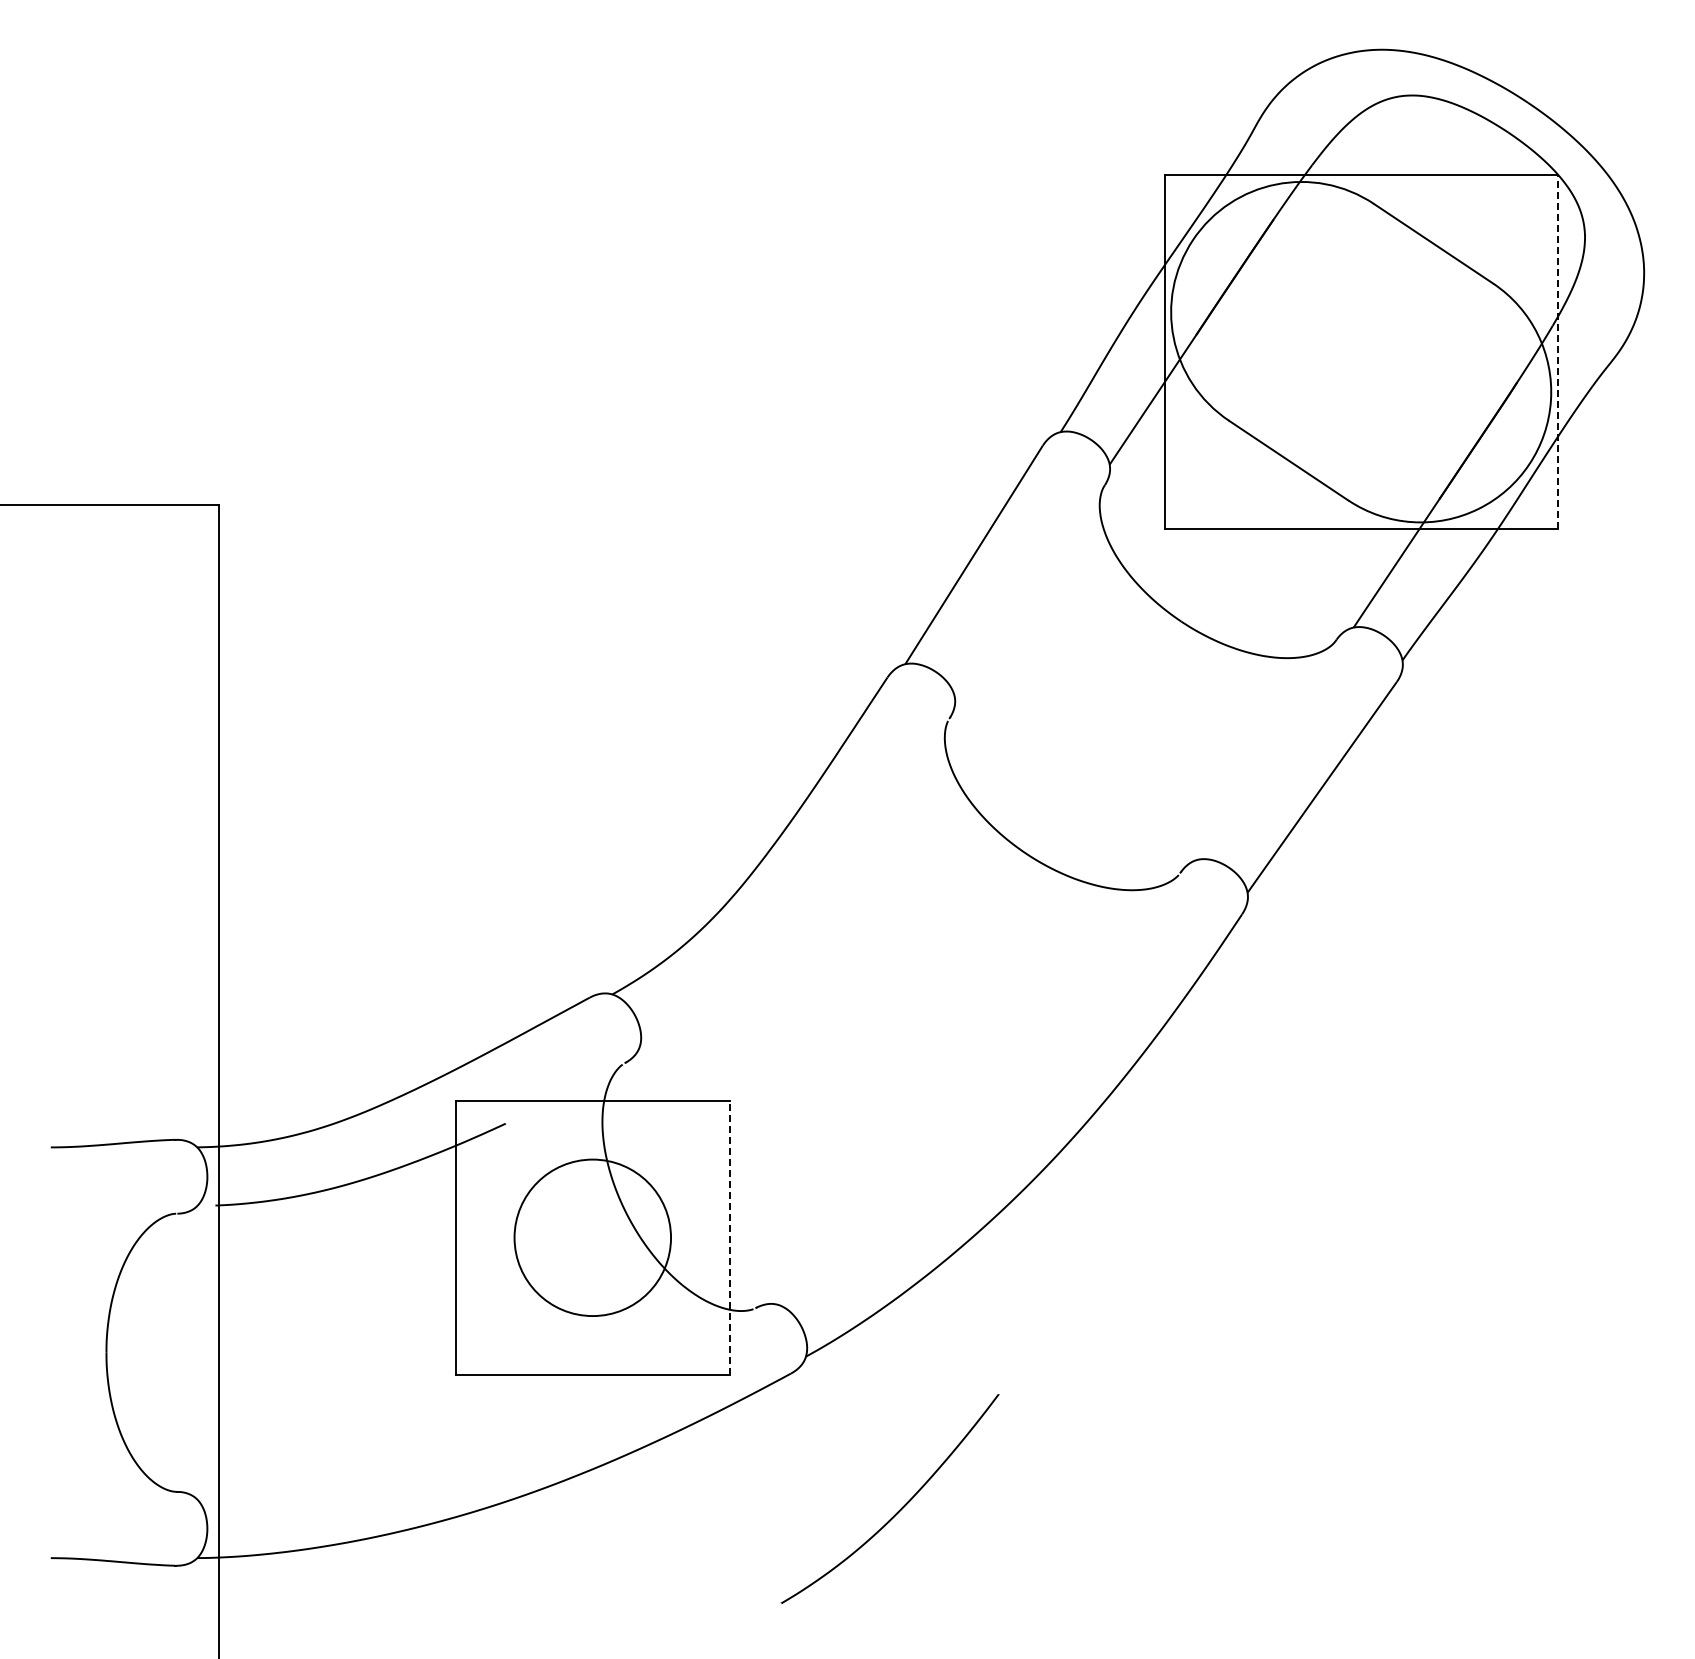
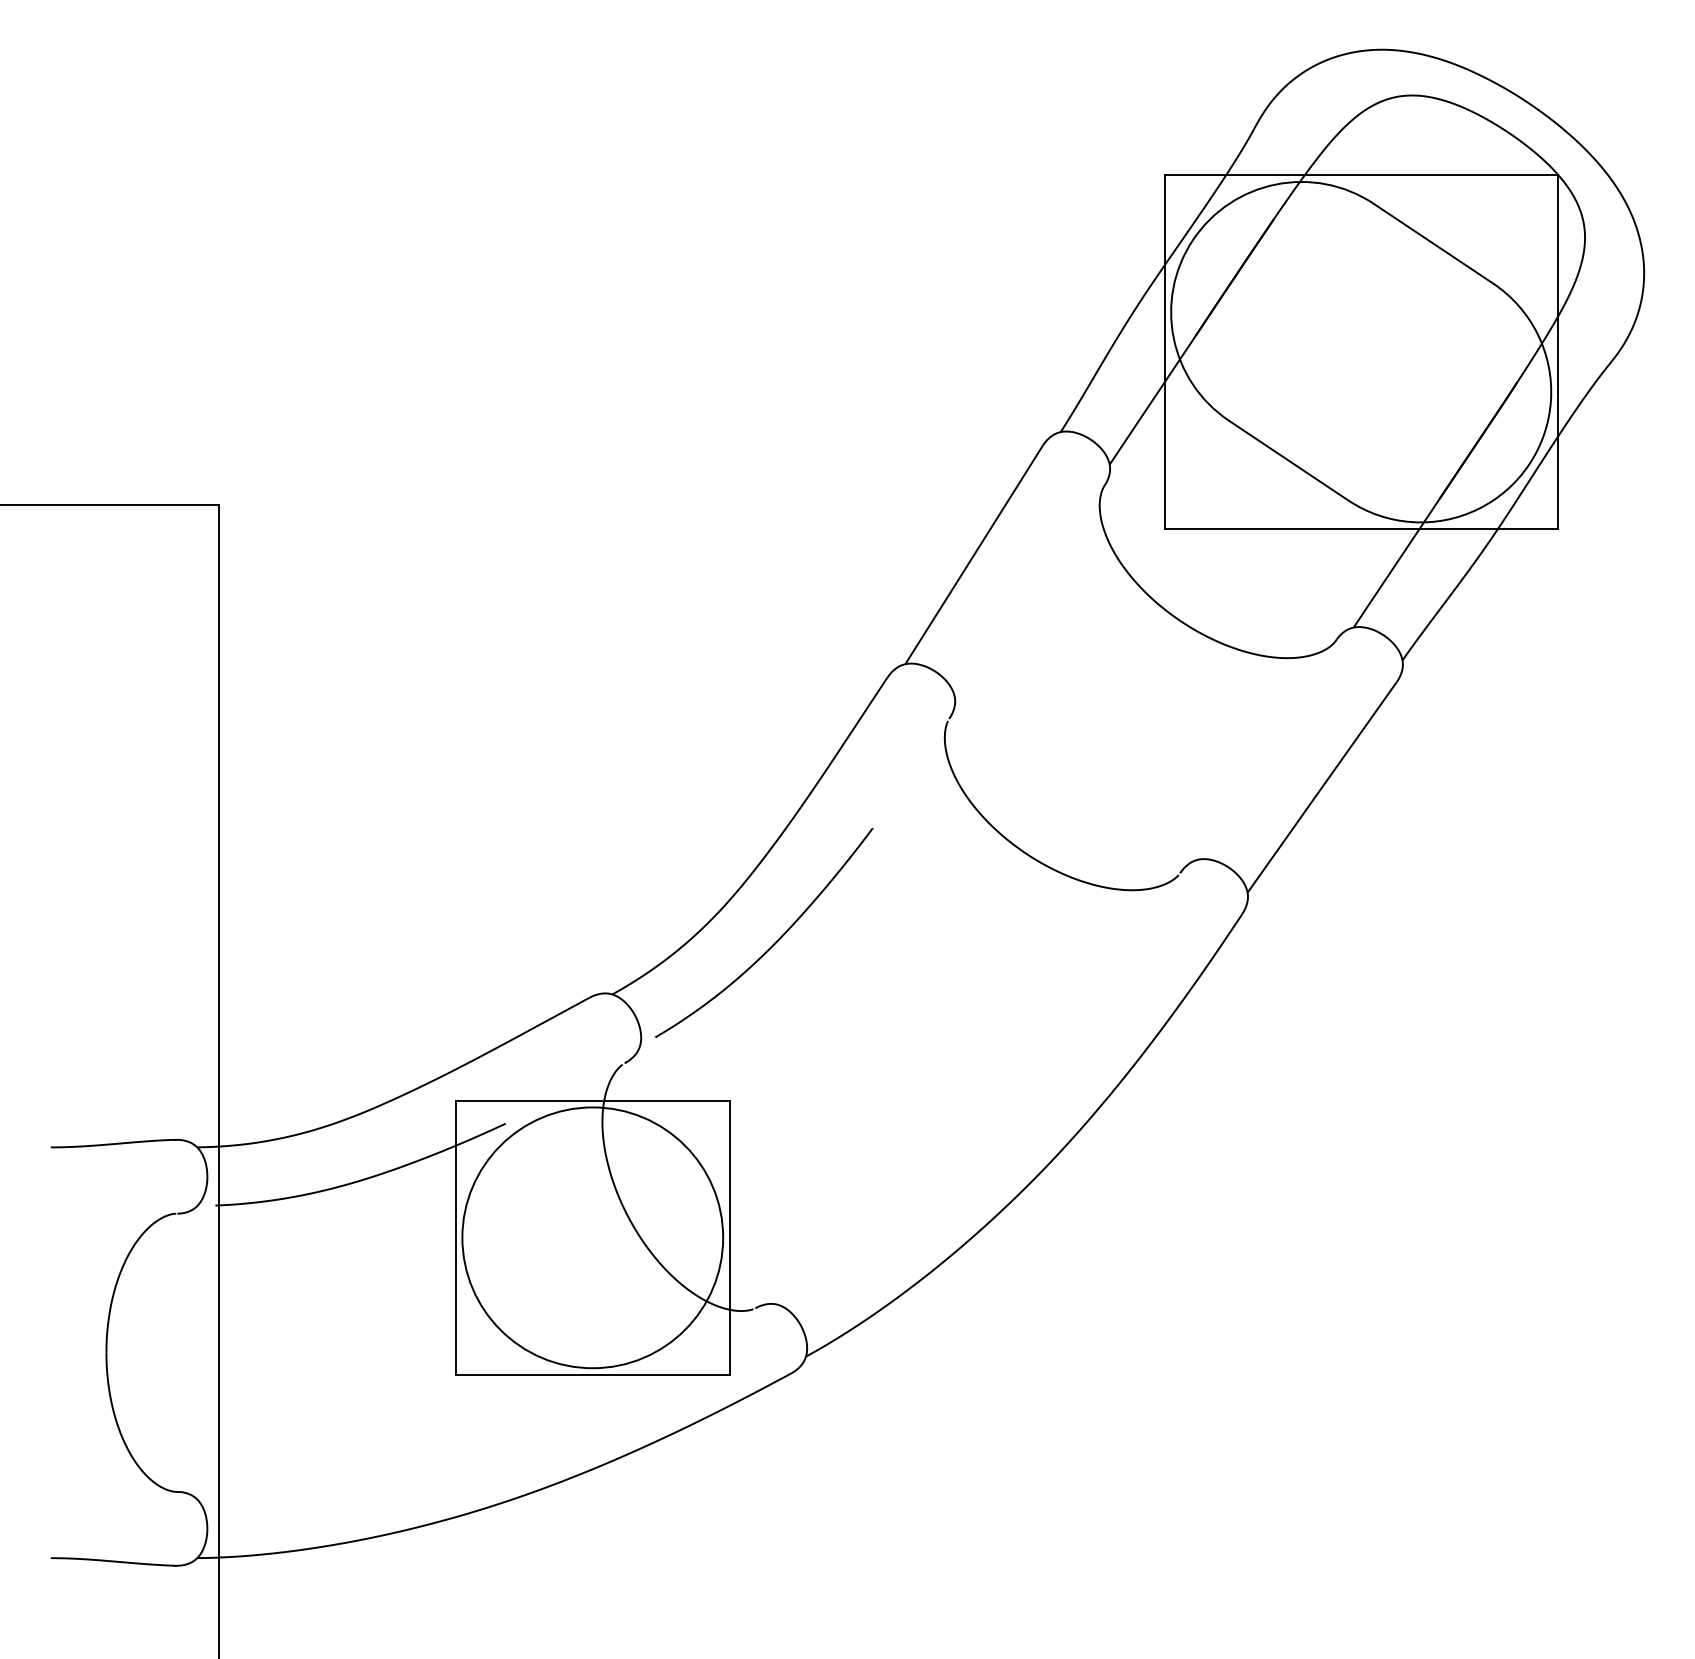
line: dashed -> solid (1557, 352)
circle diameter: 156 px -> 261 px (592, 1237)
line: dashed -> solid (729, 1237)
curve position: (900, 1508) -> (774, 942) (774, 942)
